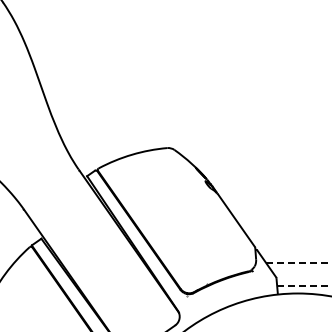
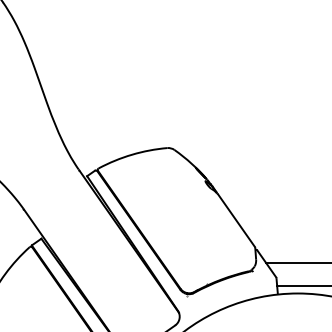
line: dashed -> solid (299, 263)
line: dashed -> solid (305, 286)
